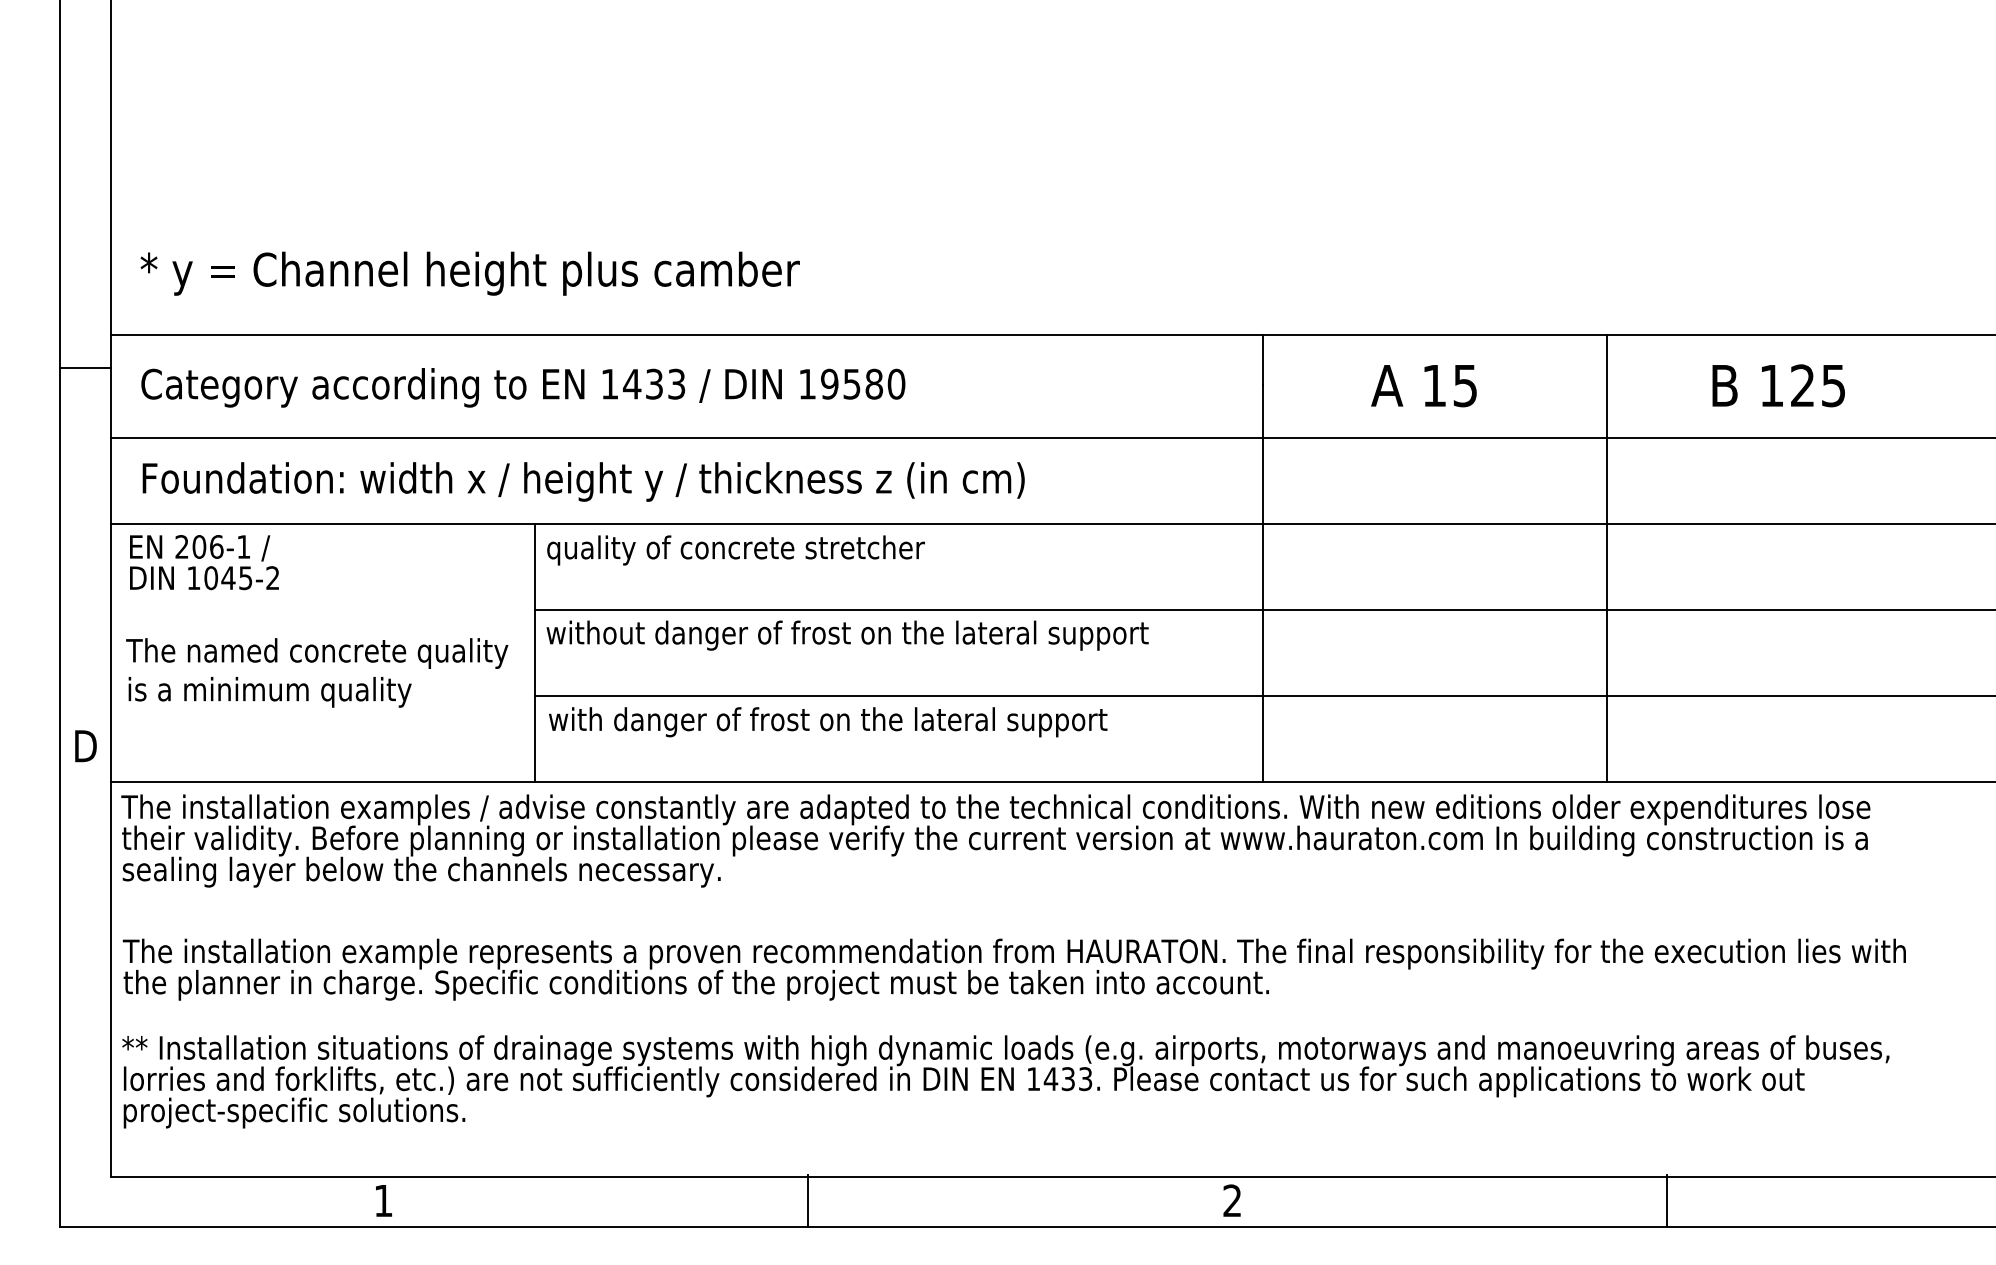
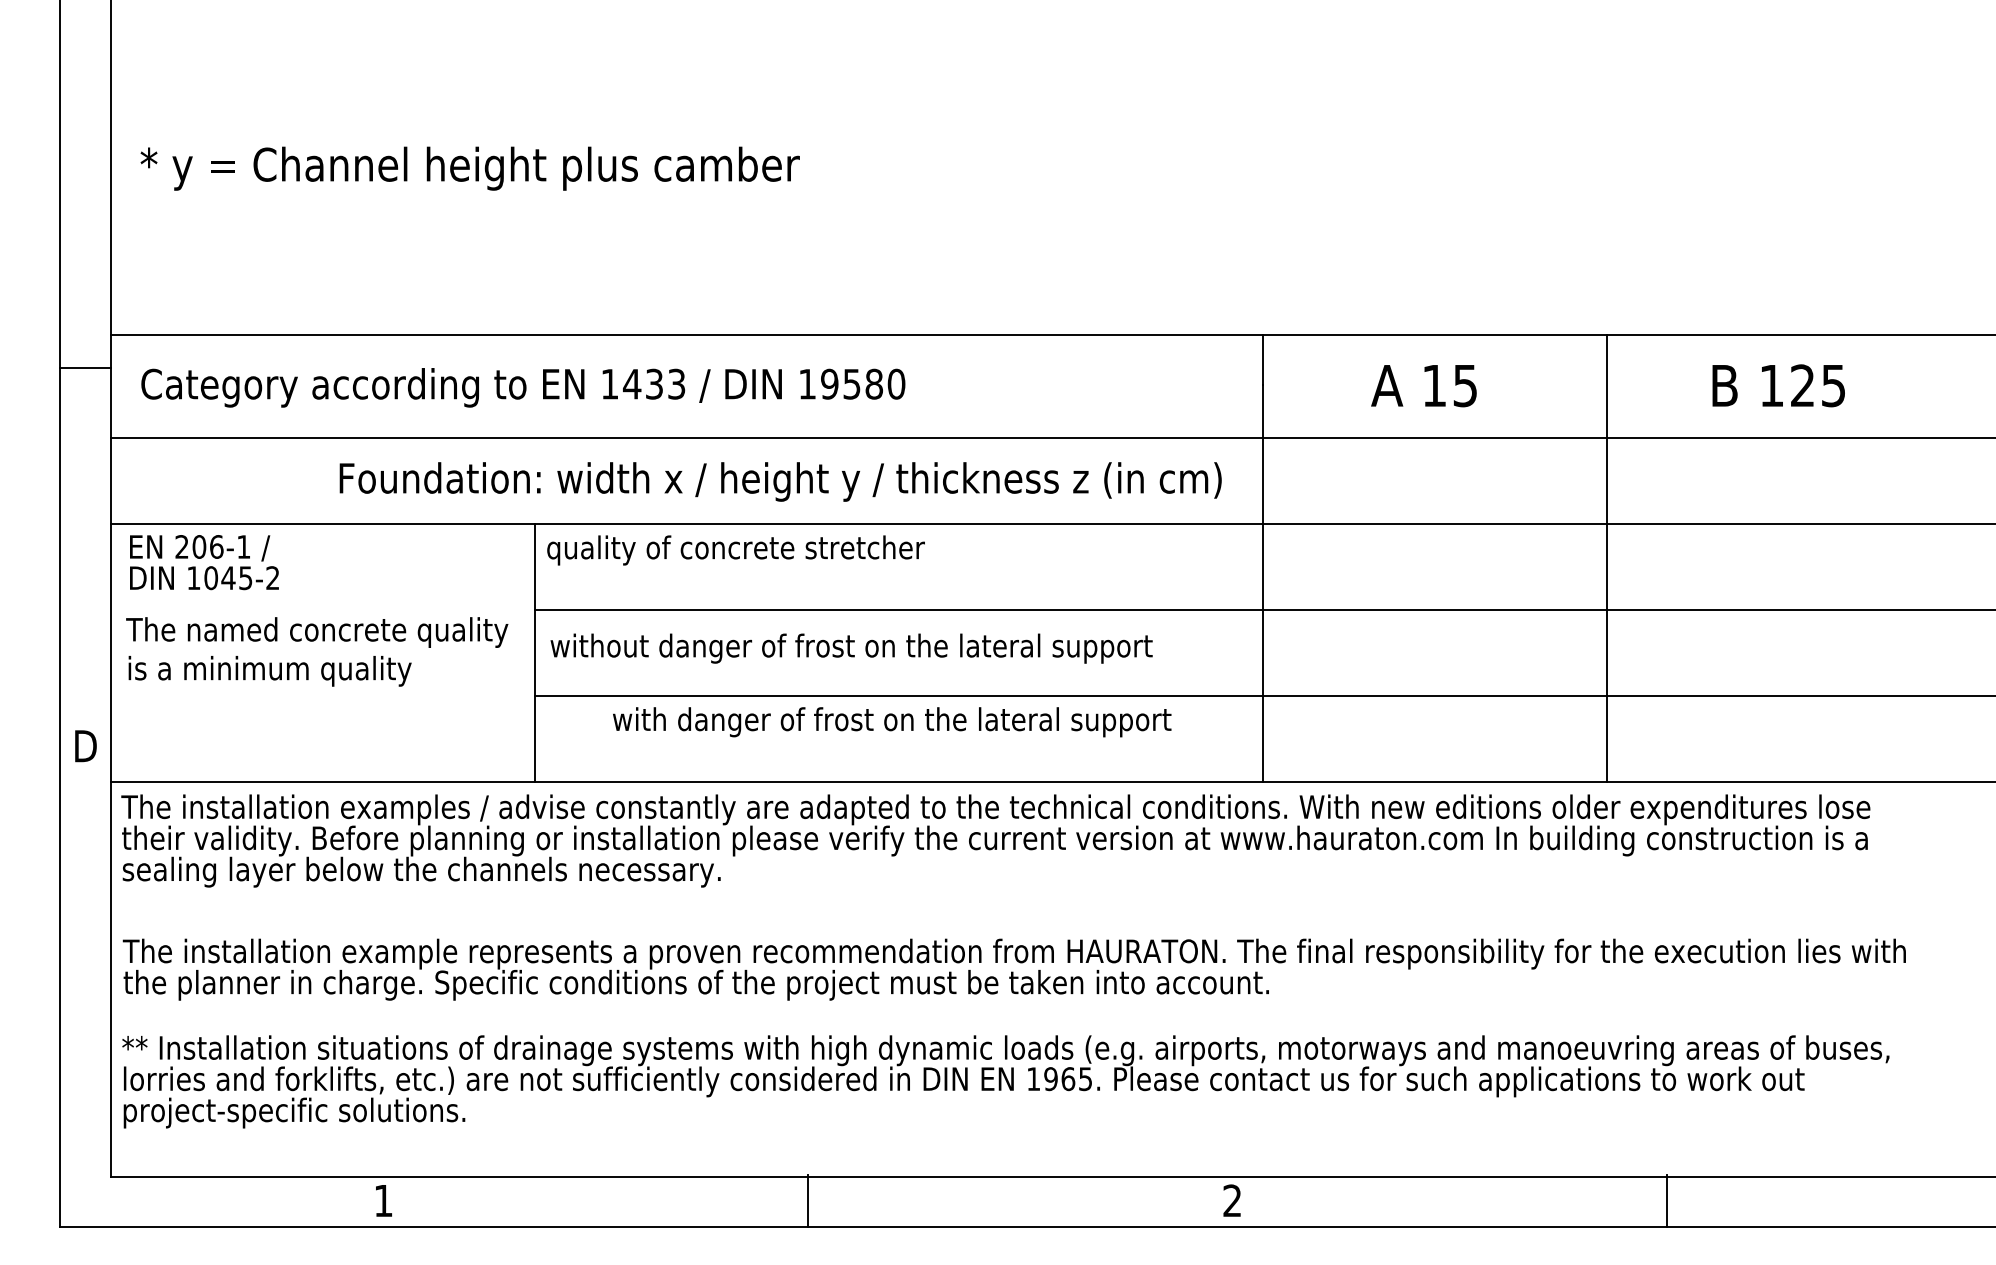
text position: (469, 273) -> (469, 168) (469, 168)
text position: (583, 481) -> (780, 481) (780, 481)
text position: (847, 635) -> (851, 648) (851, 648)
text position: (317, 672) -> (317, 651) (317, 651)
text position: (828, 722) -> (892, 722) (892, 722)
text: 1433. -> 1965. (1067, 1079)
